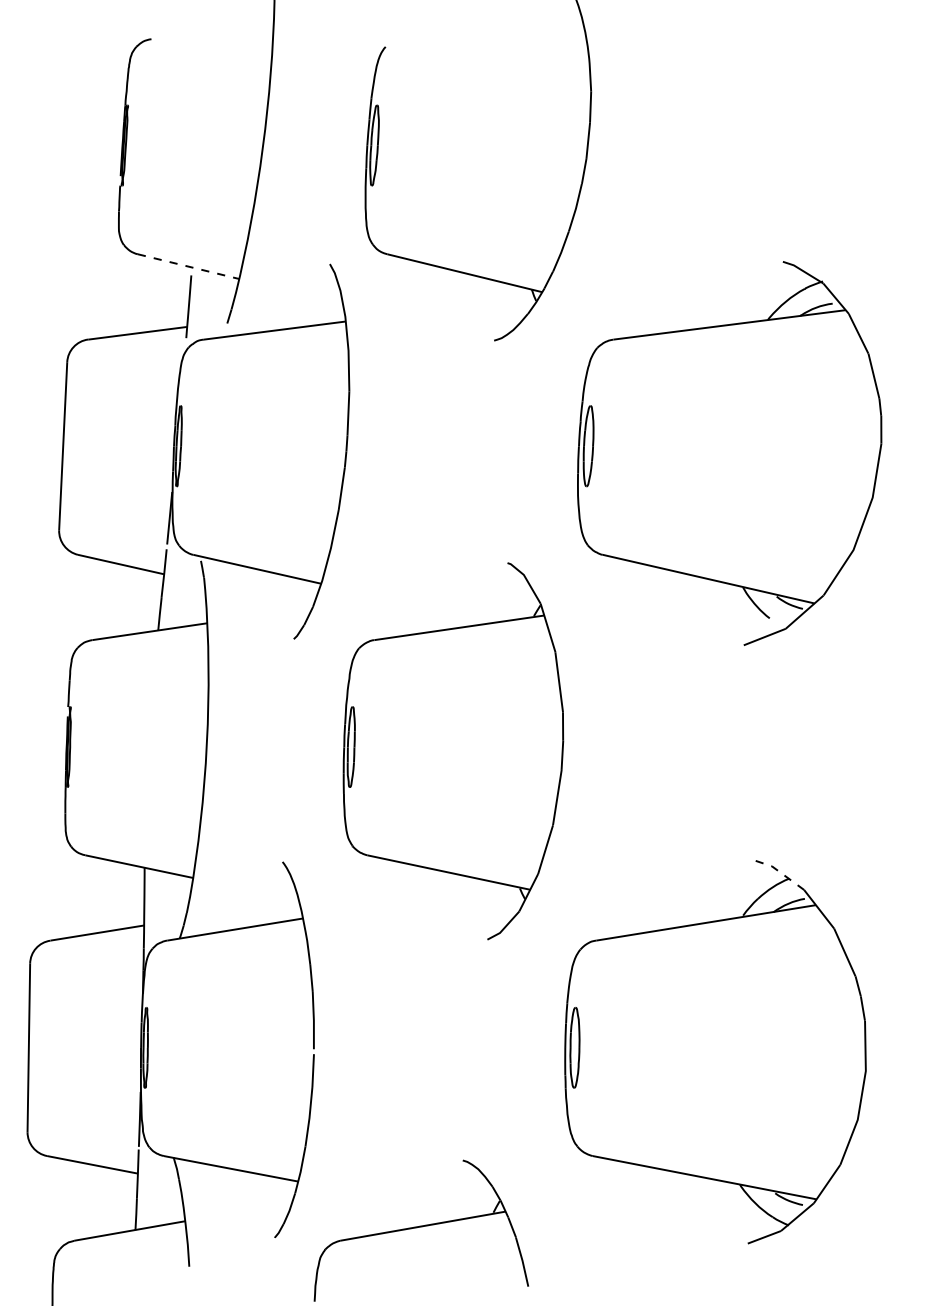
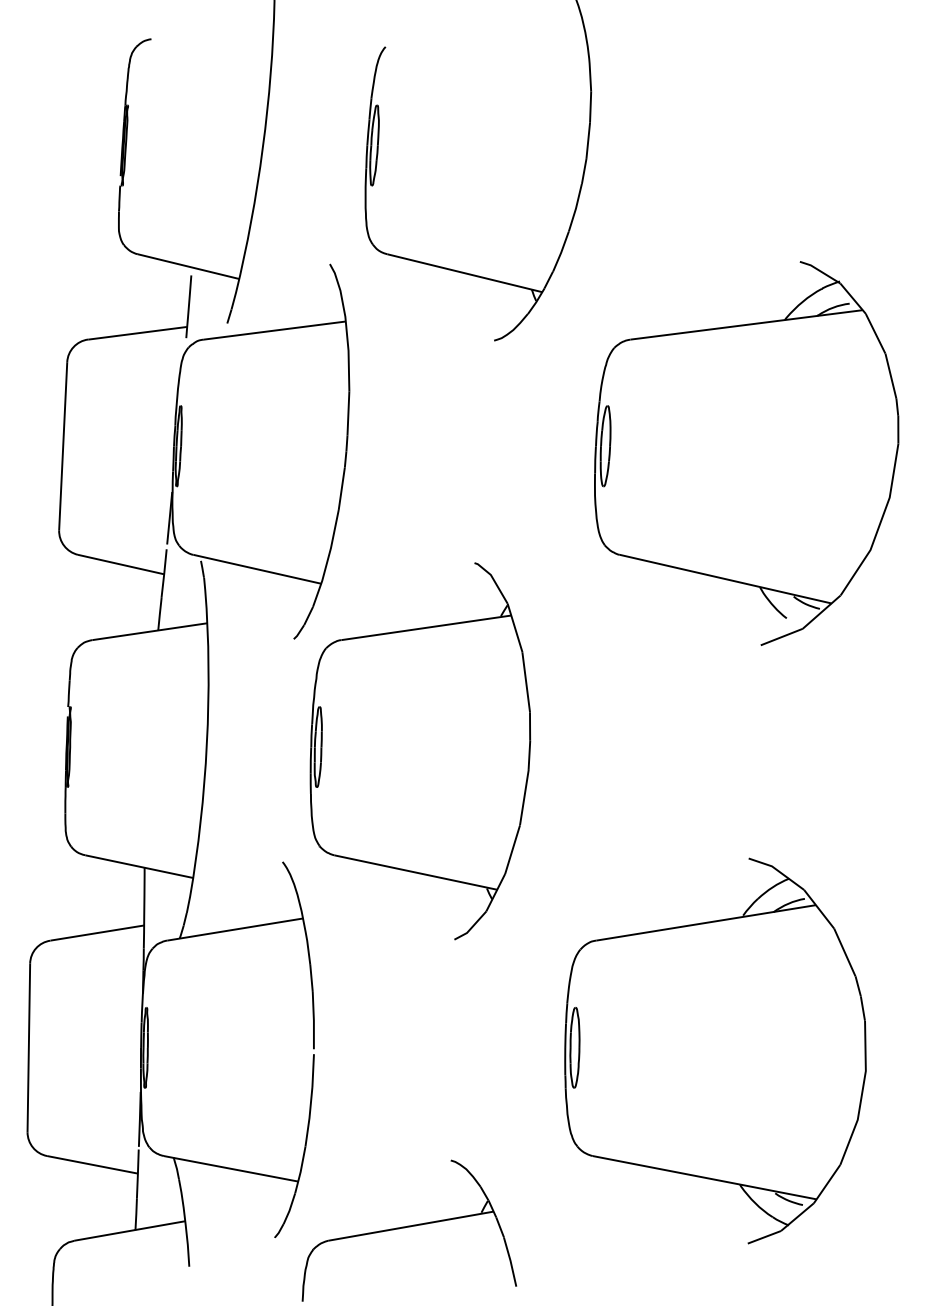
line: dashed -> solid (189, 266)
part position: (729, 453) -> (746, 453) (746, 453)
part position: (453, 751) -> (420, 751) (420, 751)
line: dashed -> solid (777, 870)
part position: (421, 1230) -> (409, 1230) (409, 1230)
